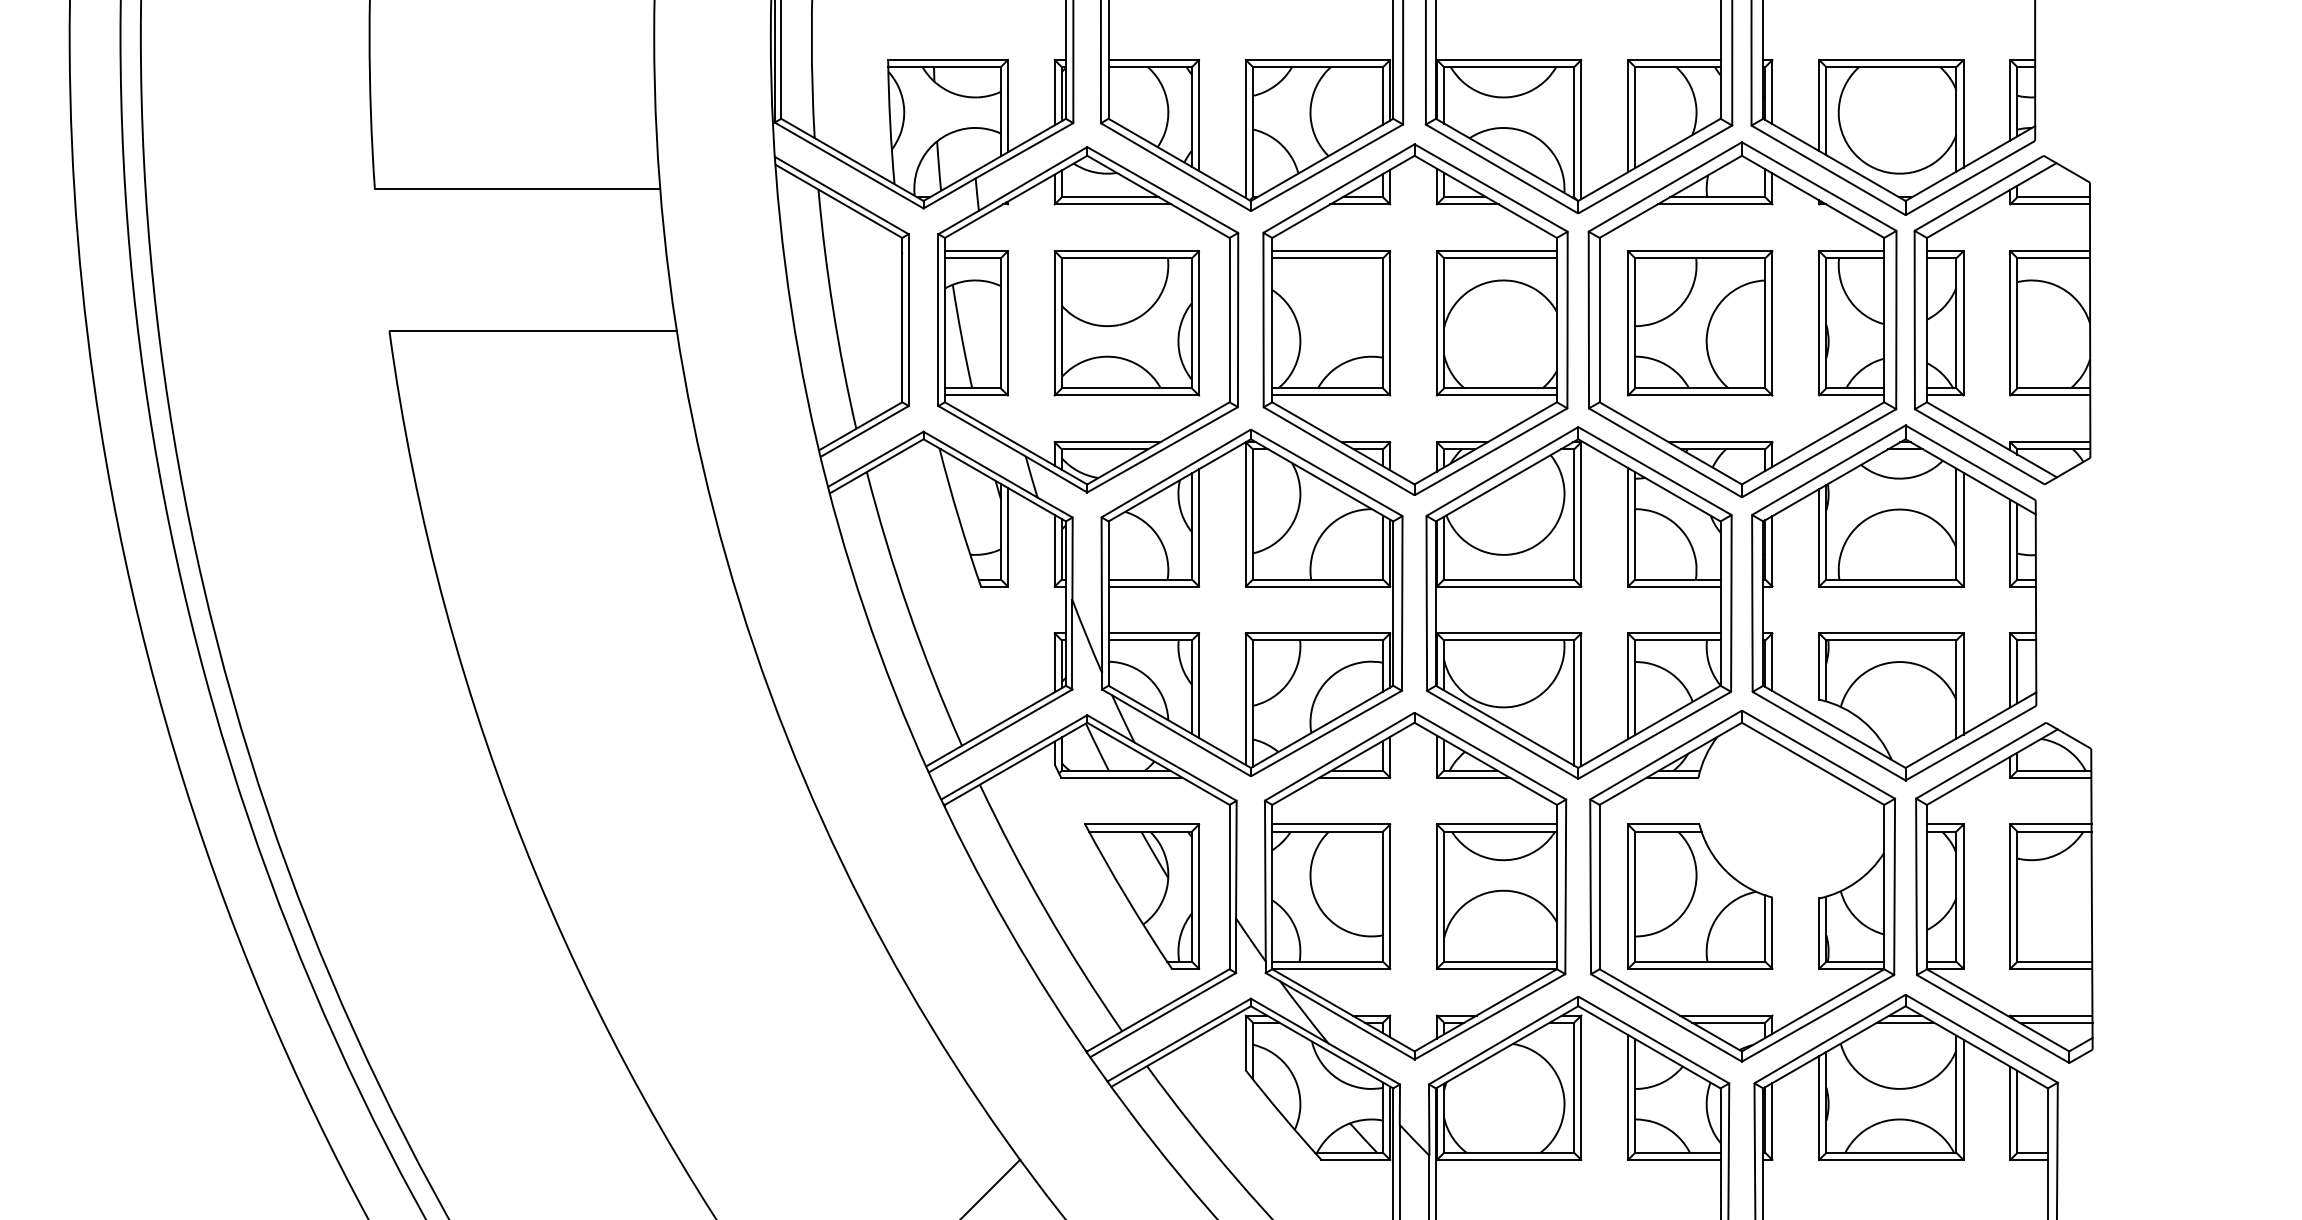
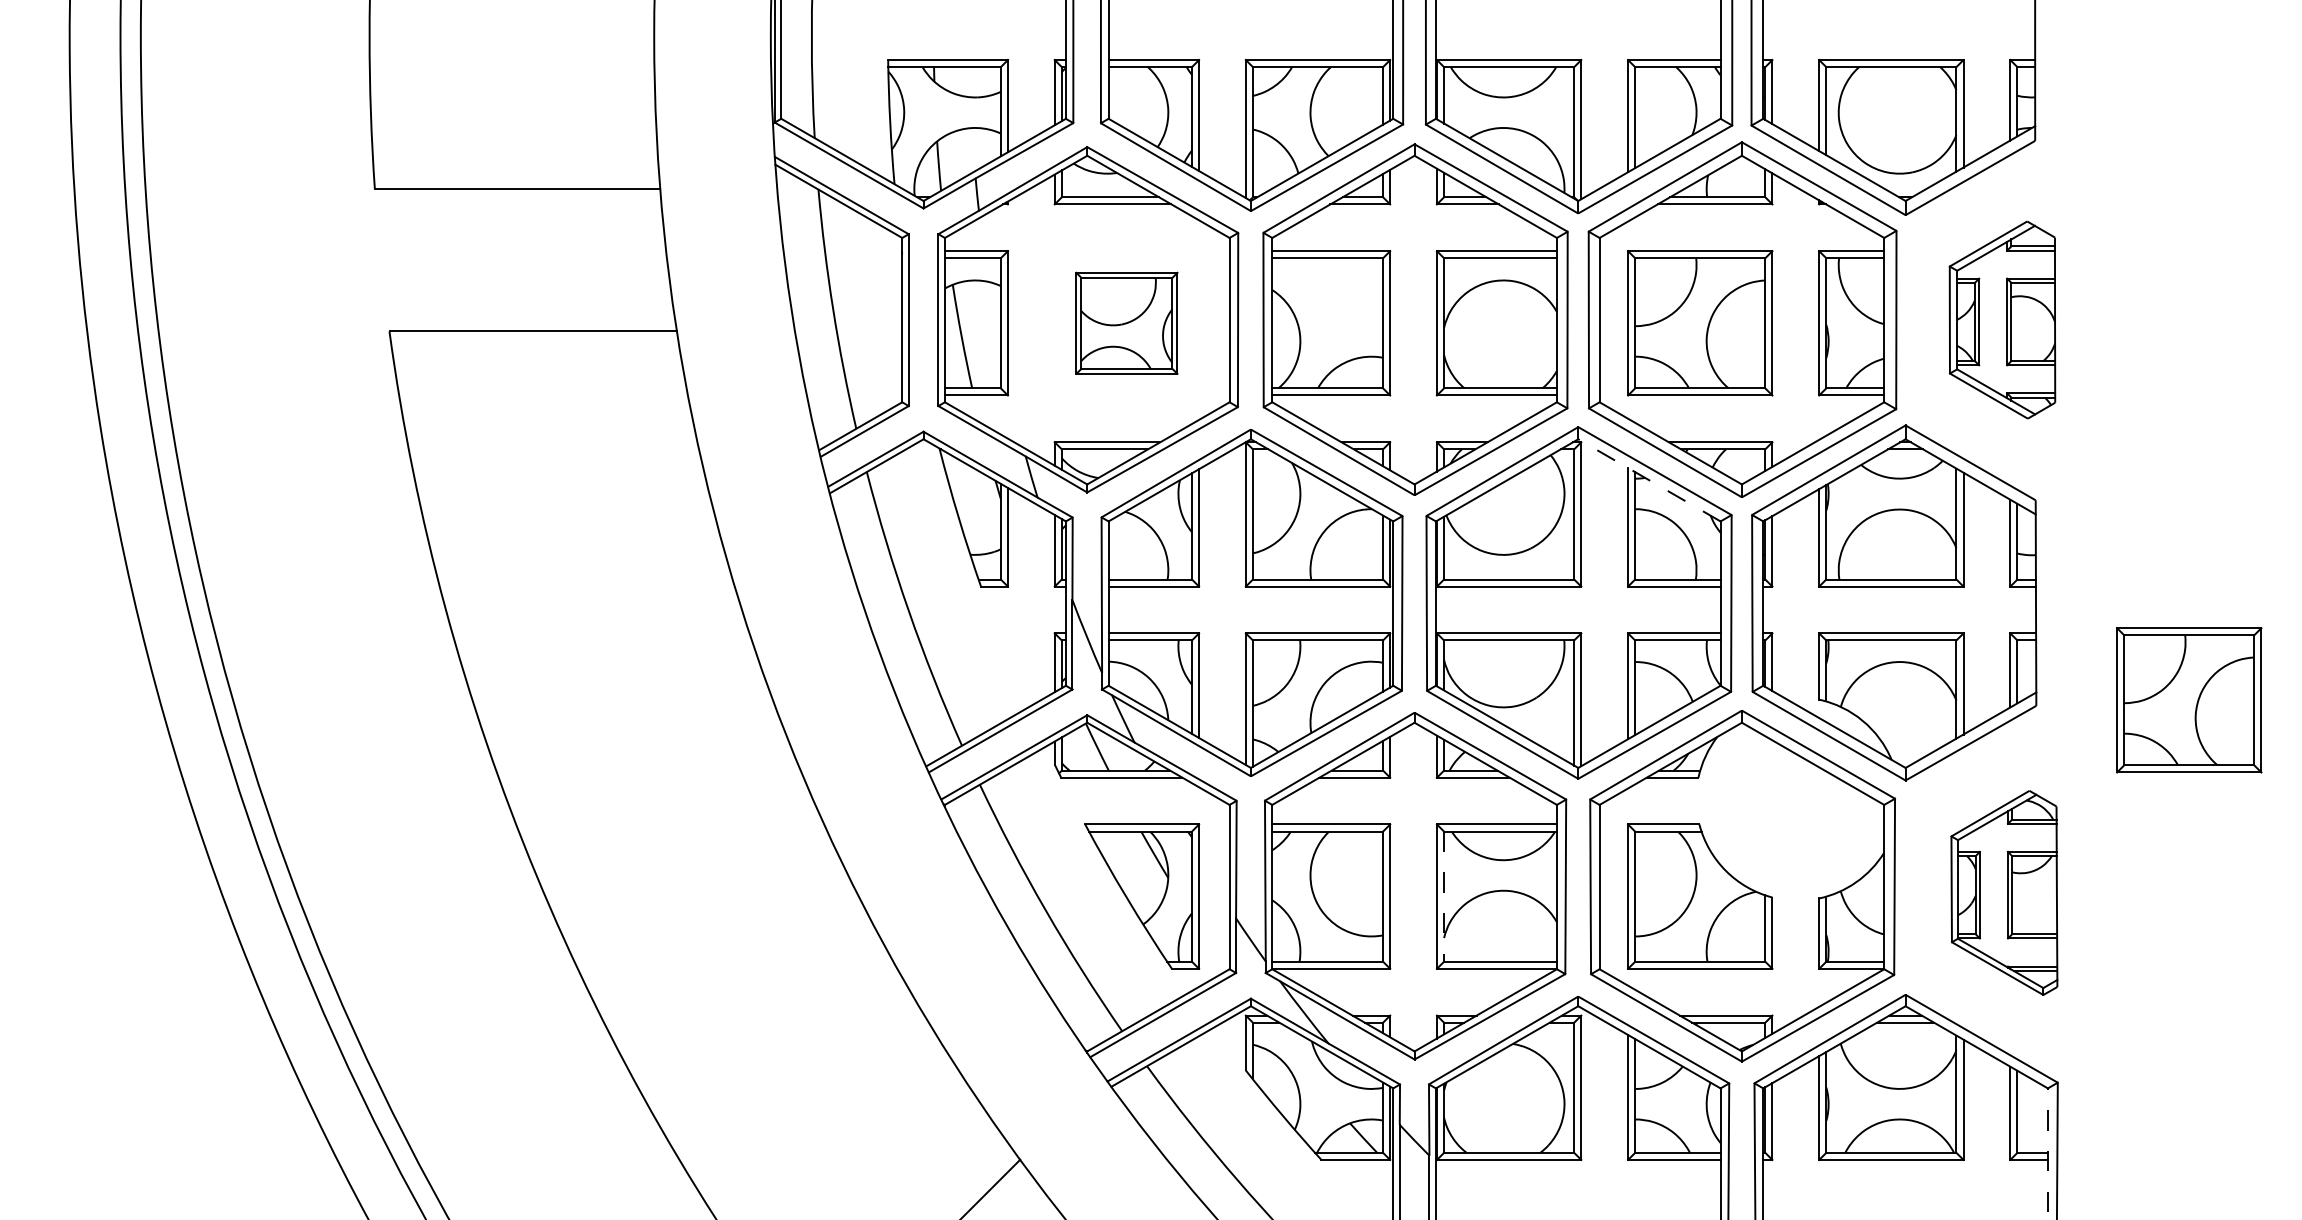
part size: 179x330 px -> 109x200 px (2002, 319)
part size: 148x147 px -> 104x104 px (1126, 322)
line: solid -> dashed (1649, 480)
part: none -> present (2189, 700)
part size: 179x342 px -> 109x206 px (2004, 892)
line: solid -> dashed (1444, 897)
line: solid -> dashed (2047, 1154)
